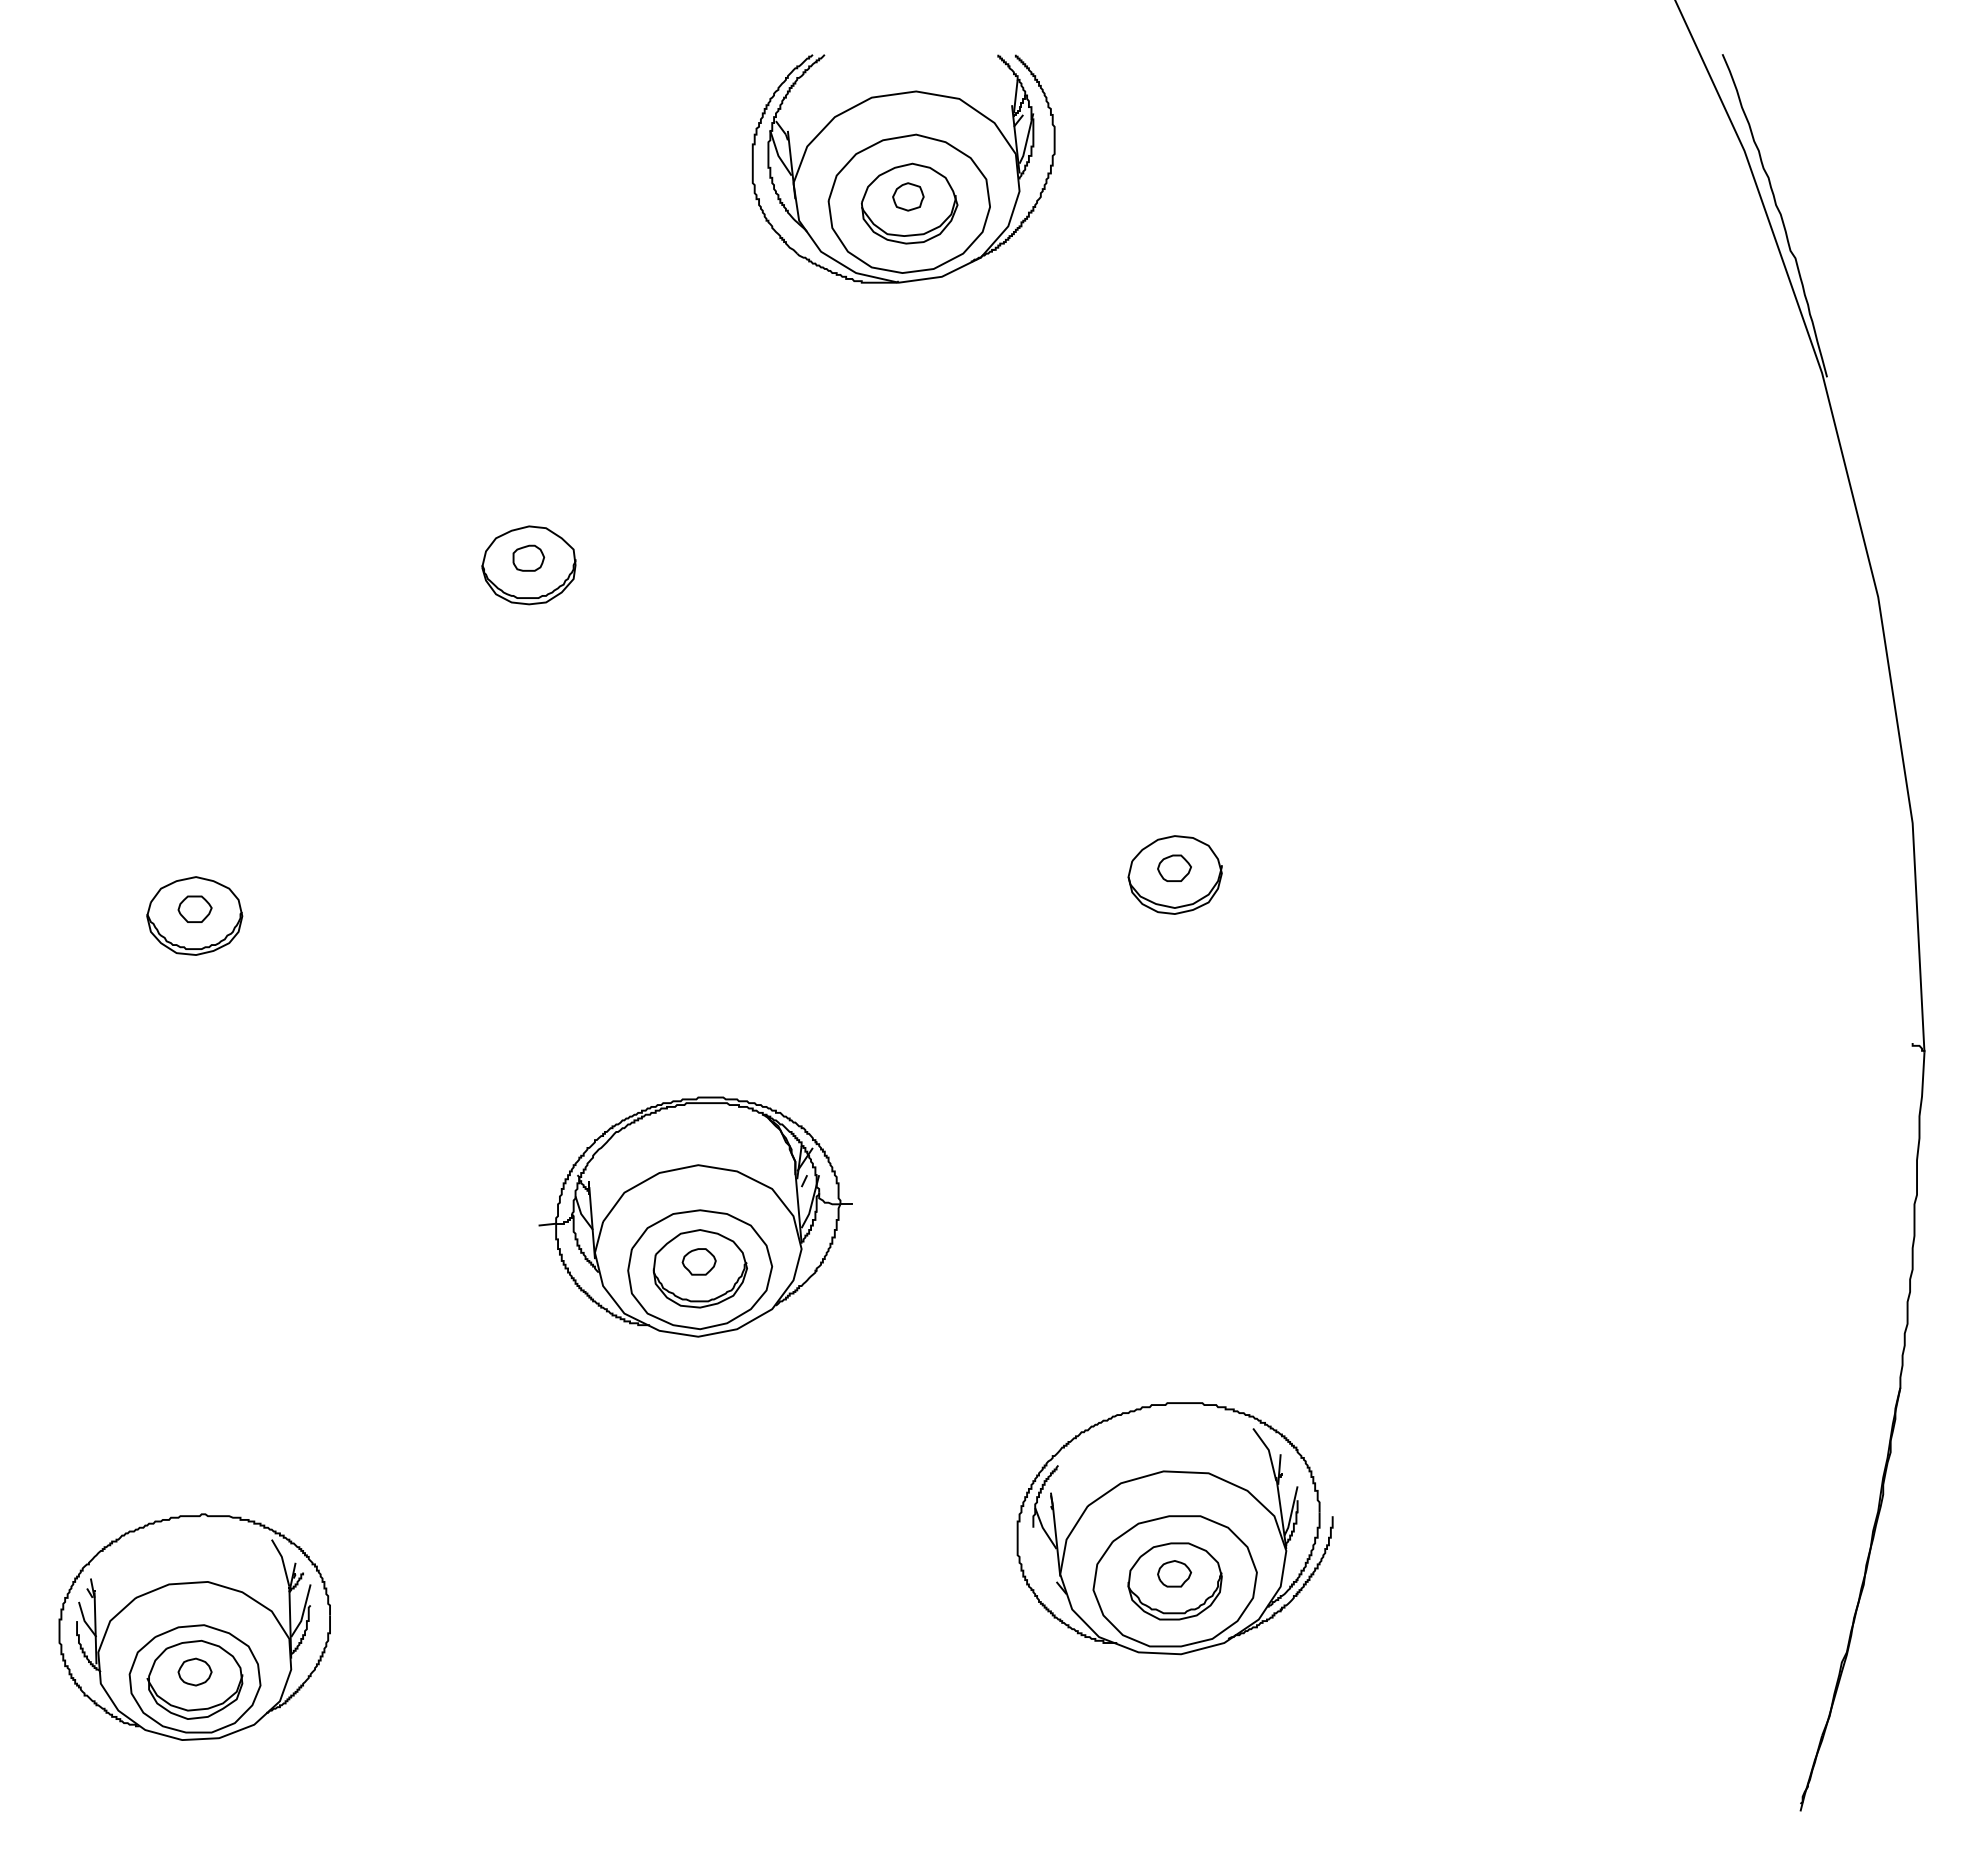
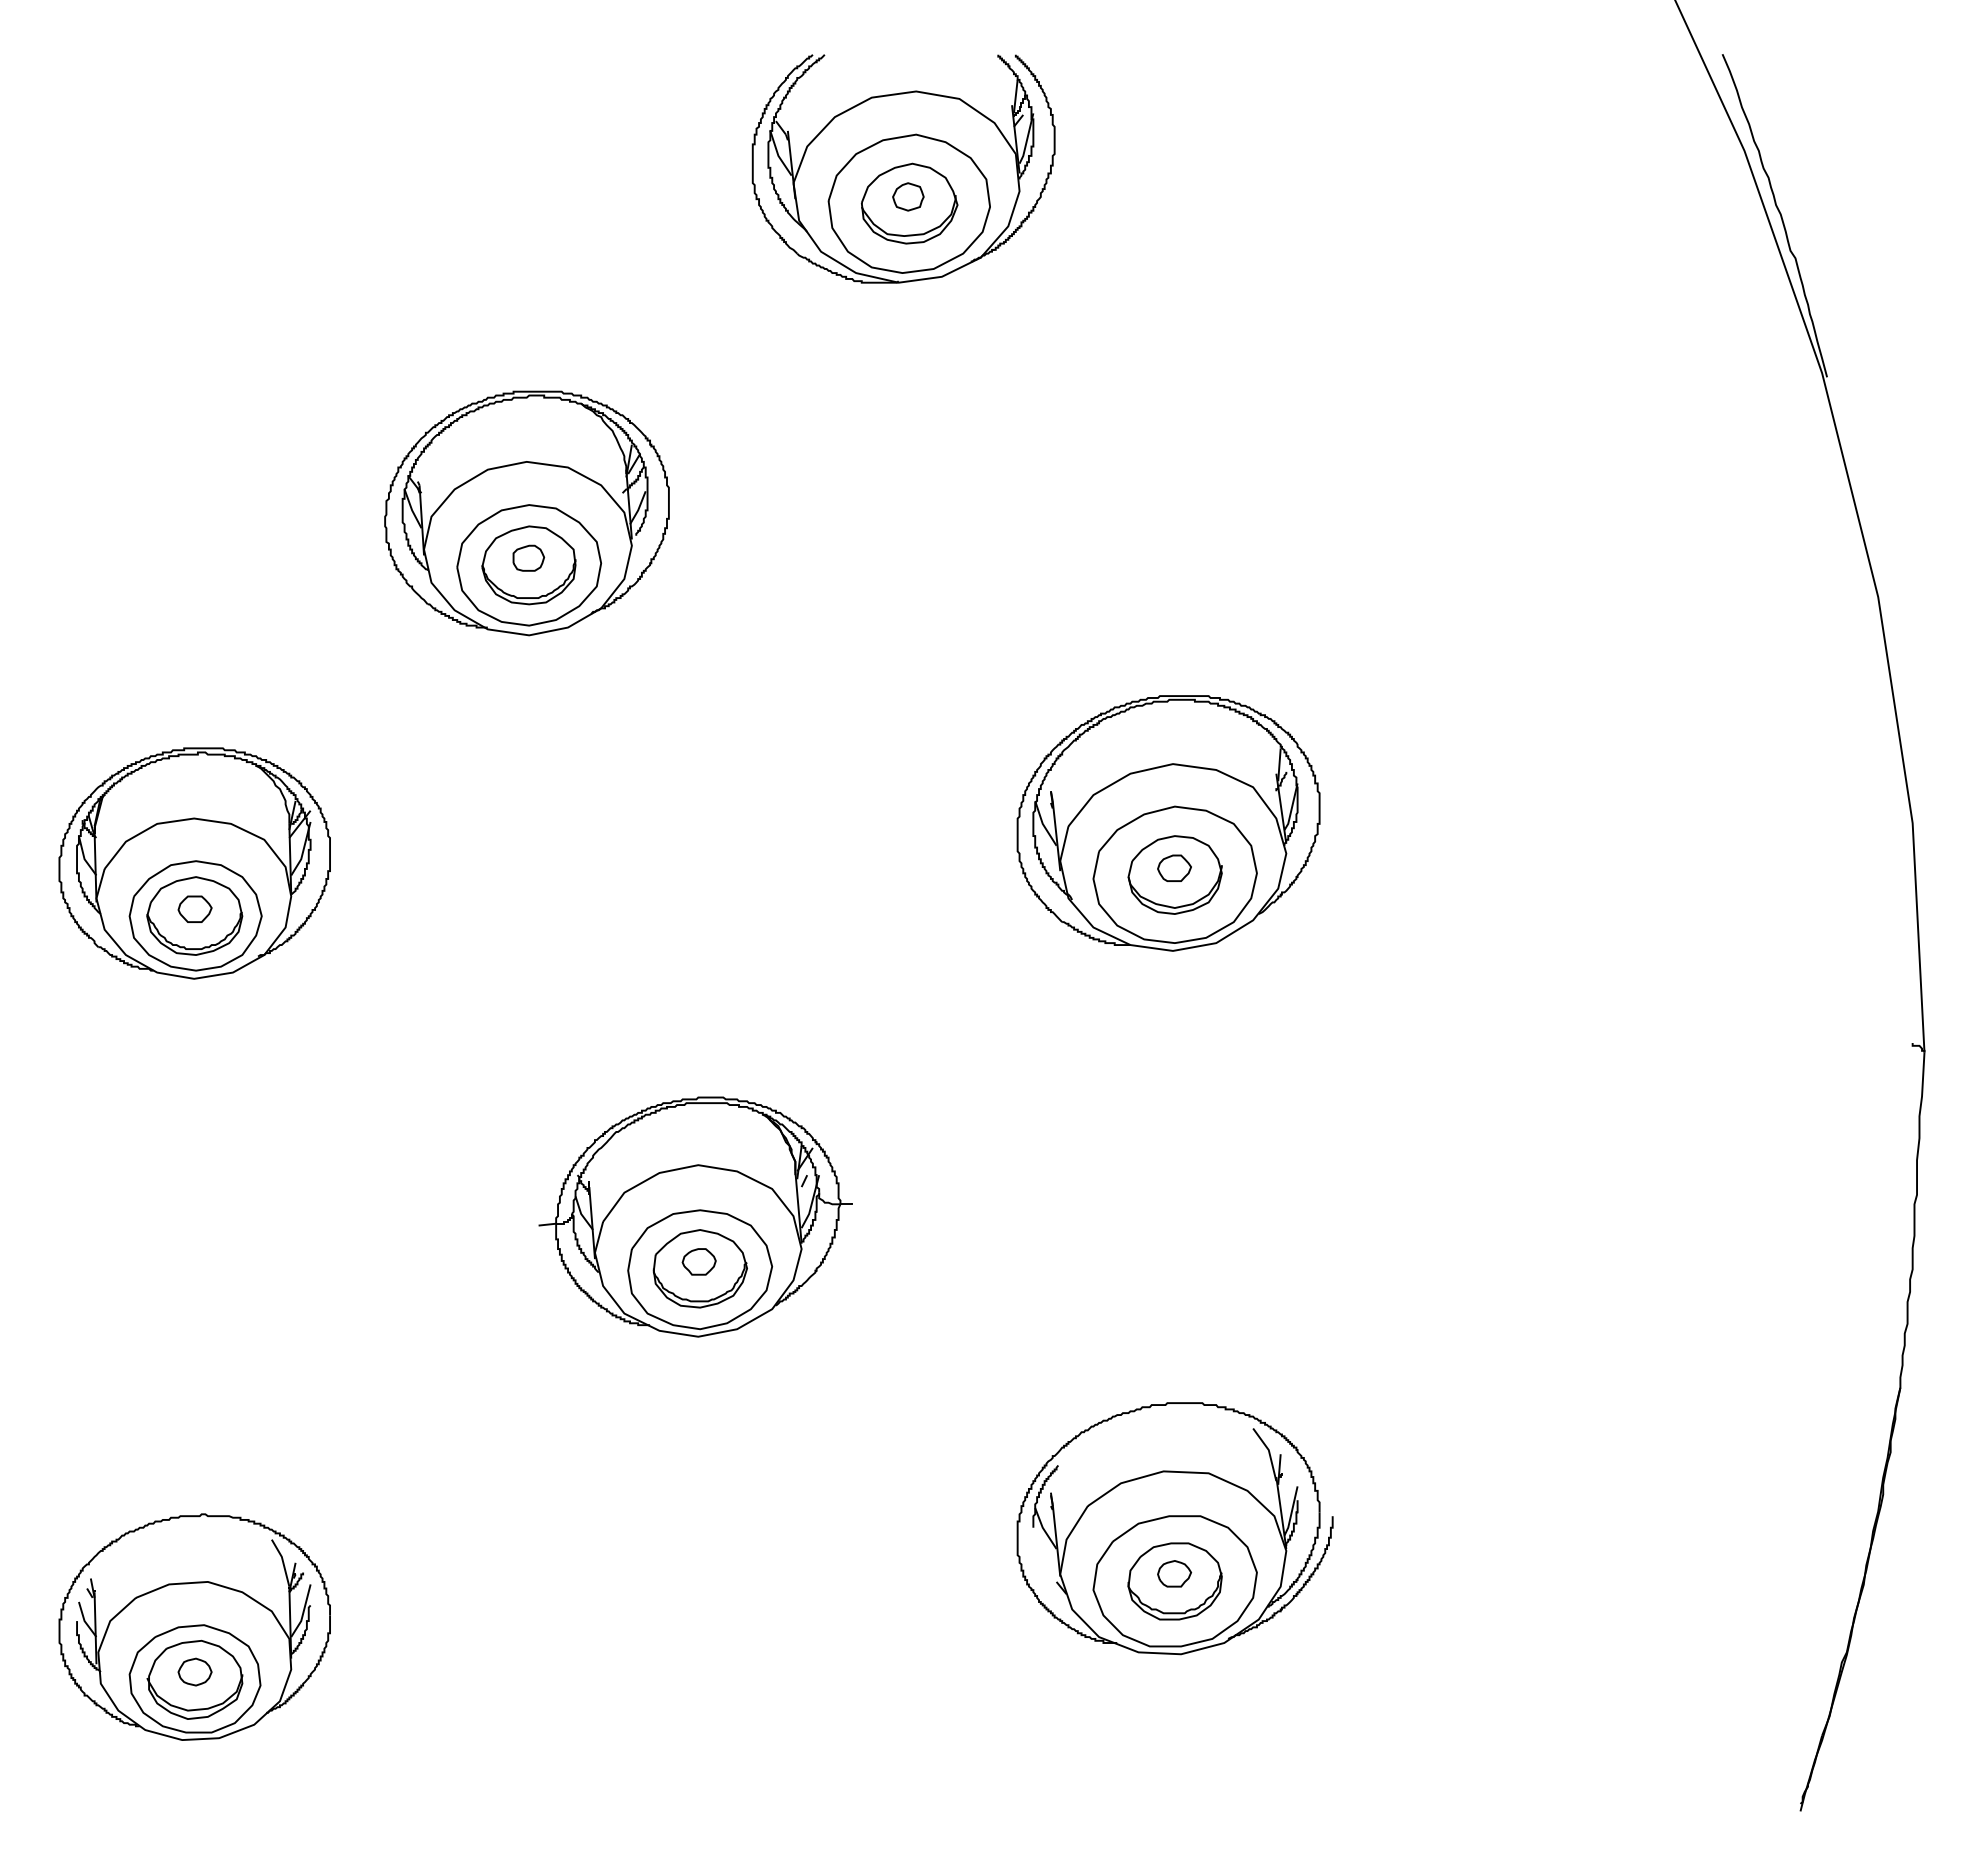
part: none -> present (526, 513)
part: none -> present (1168, 823)
part: none -> present (194, 863)
